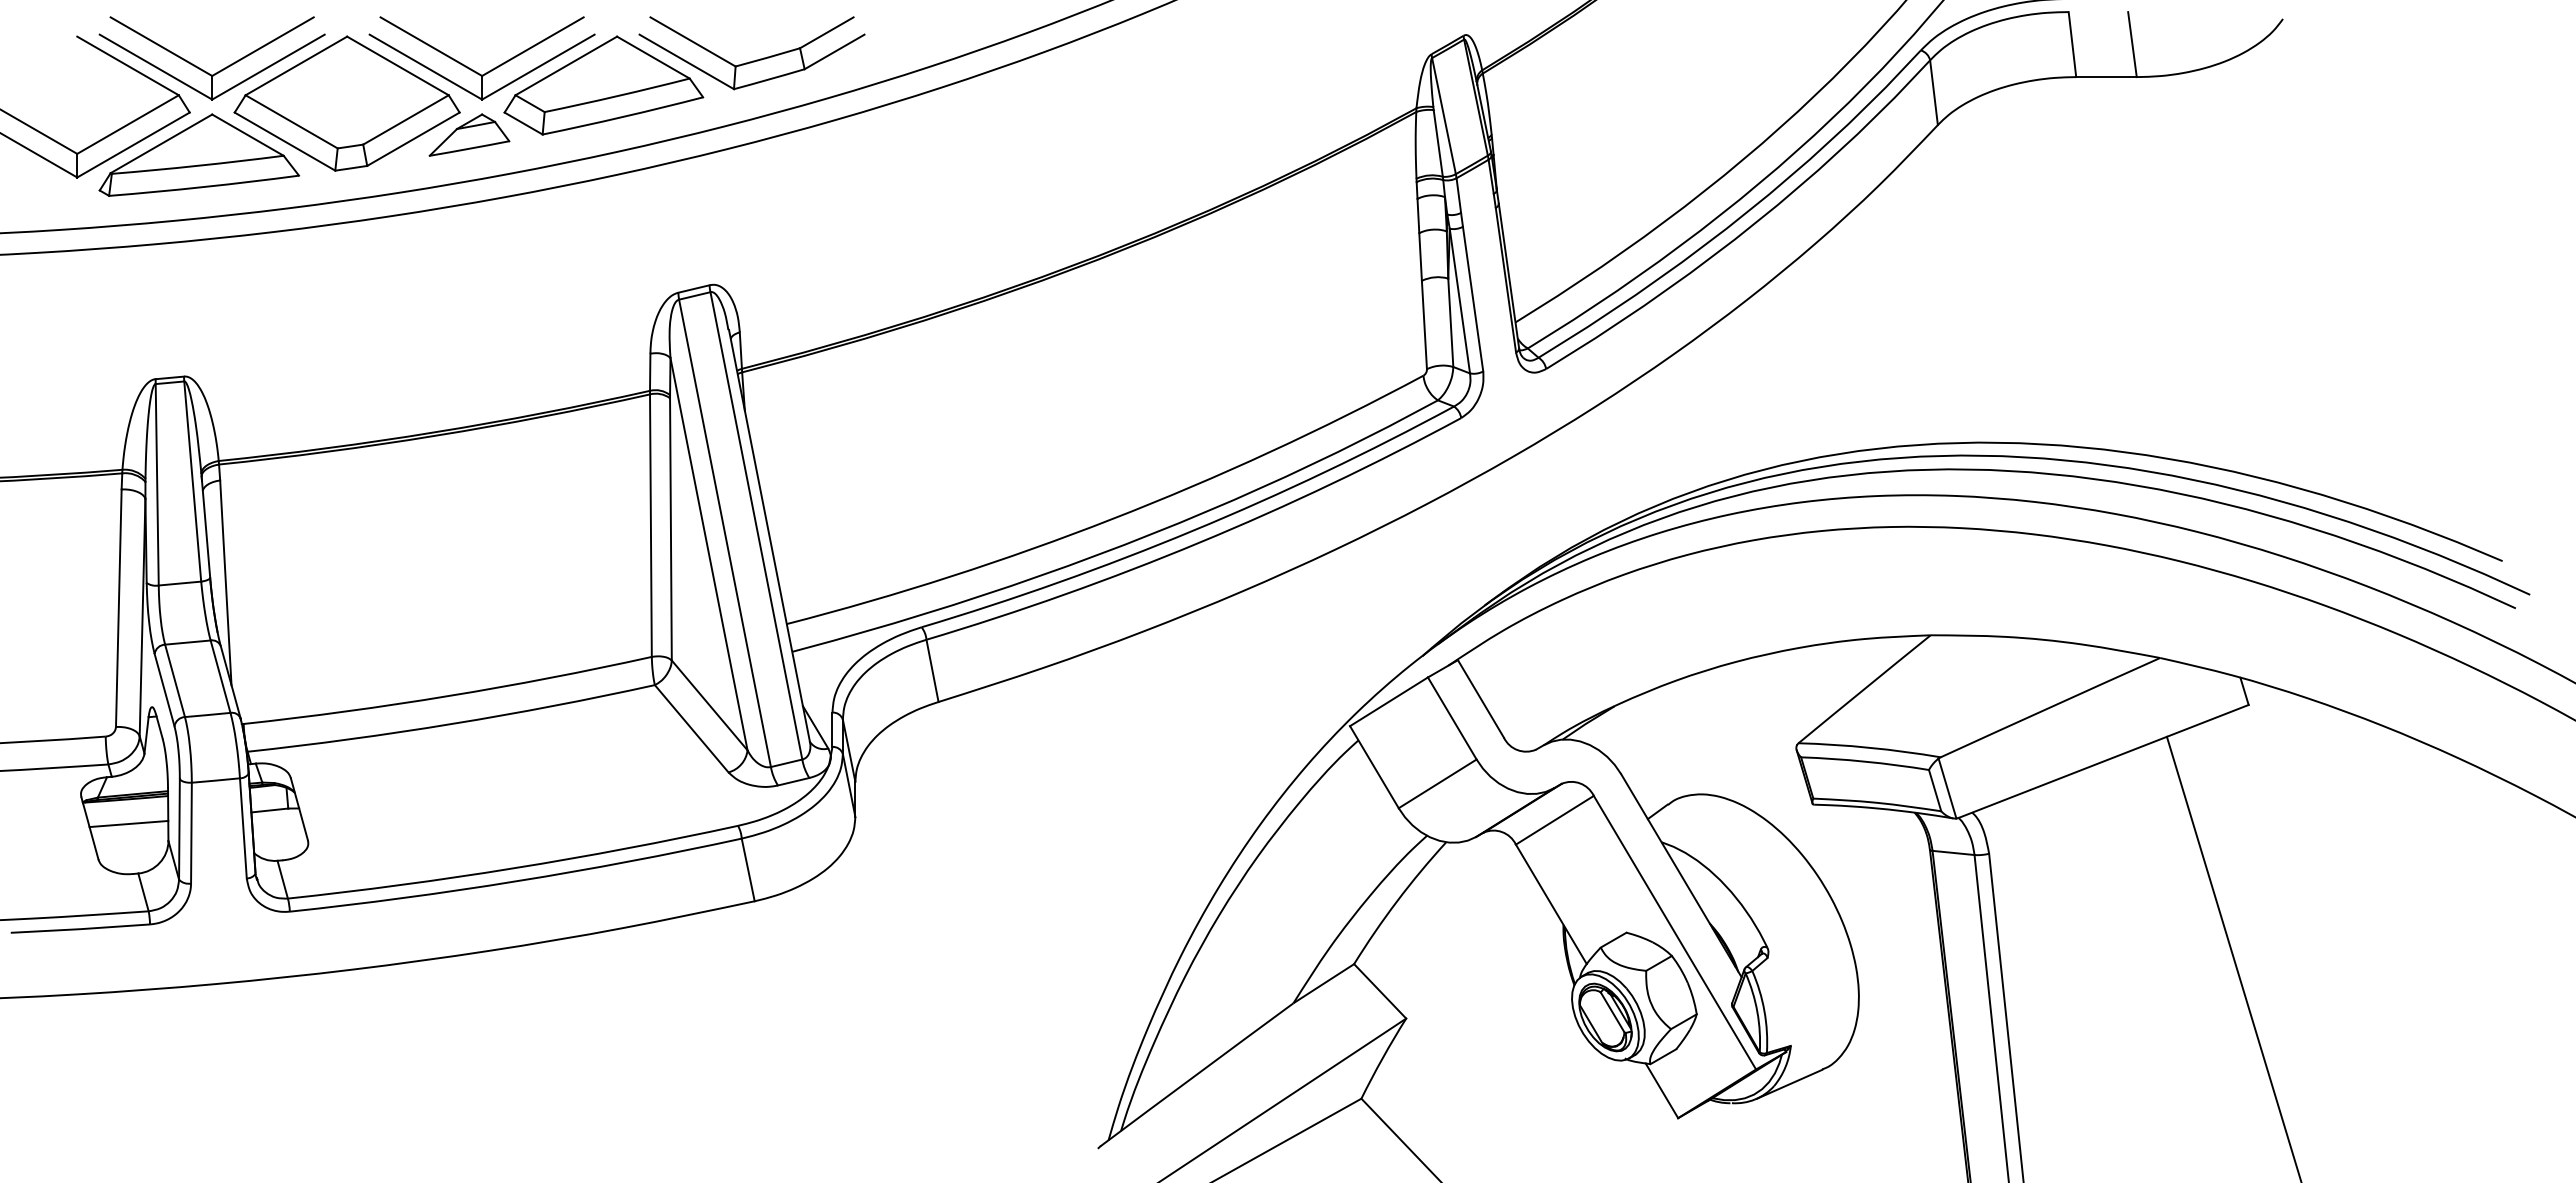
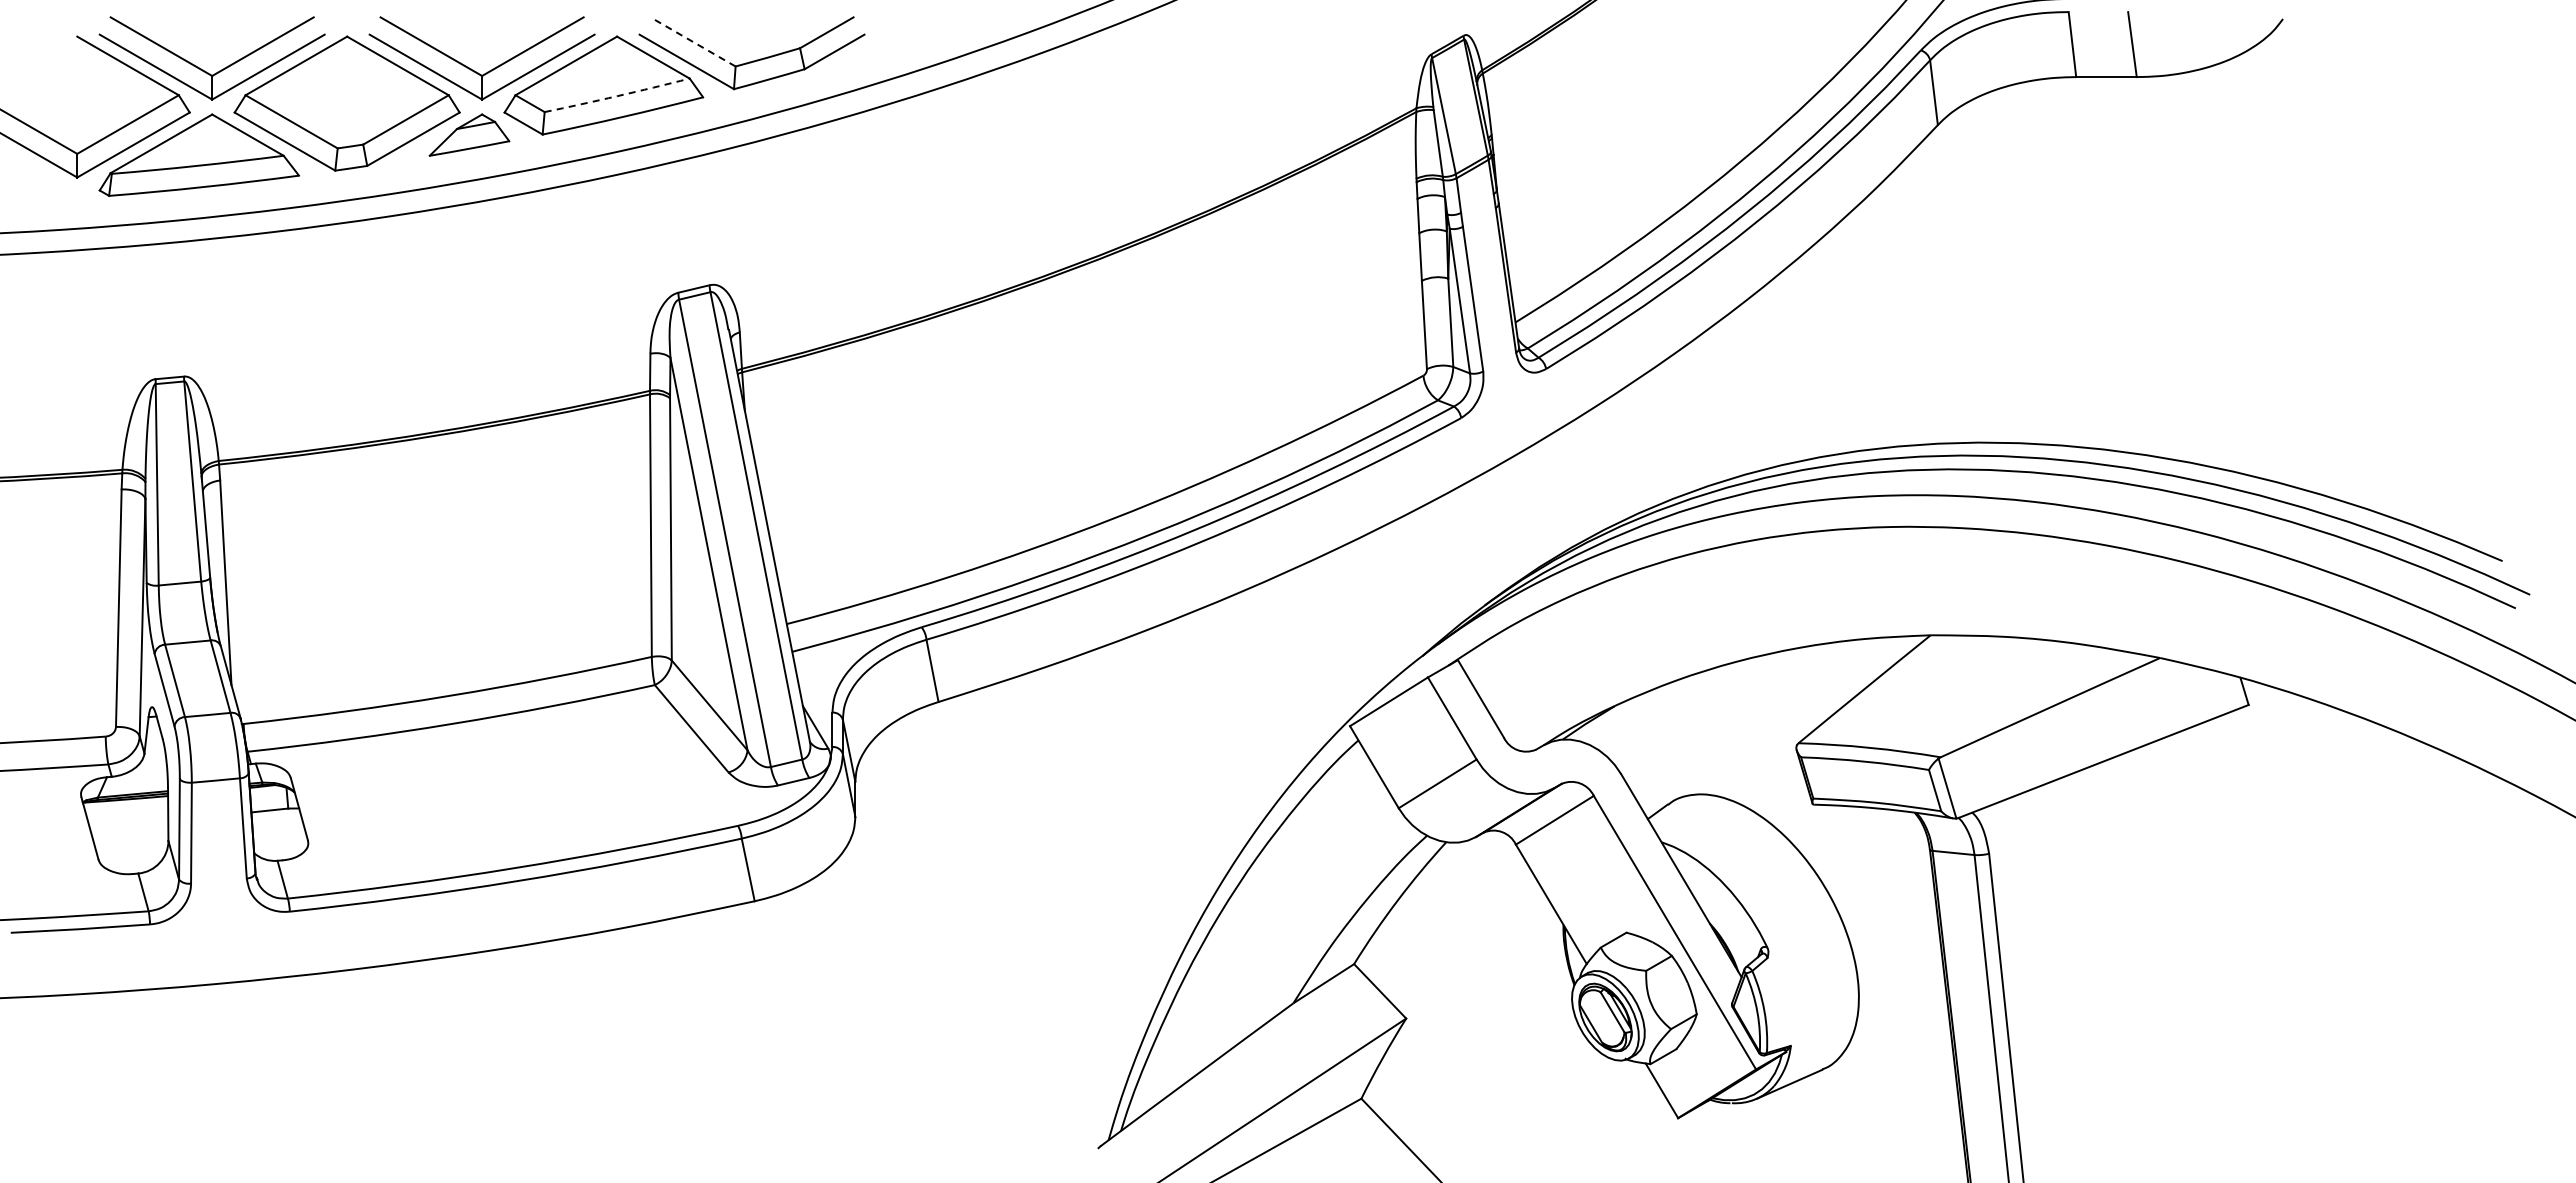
line: solid -> dashed (692, 41)
arc: solid -> dashed (617, 96)
line: present -> none (128, 823)
line: present -> none (2233, 957)
